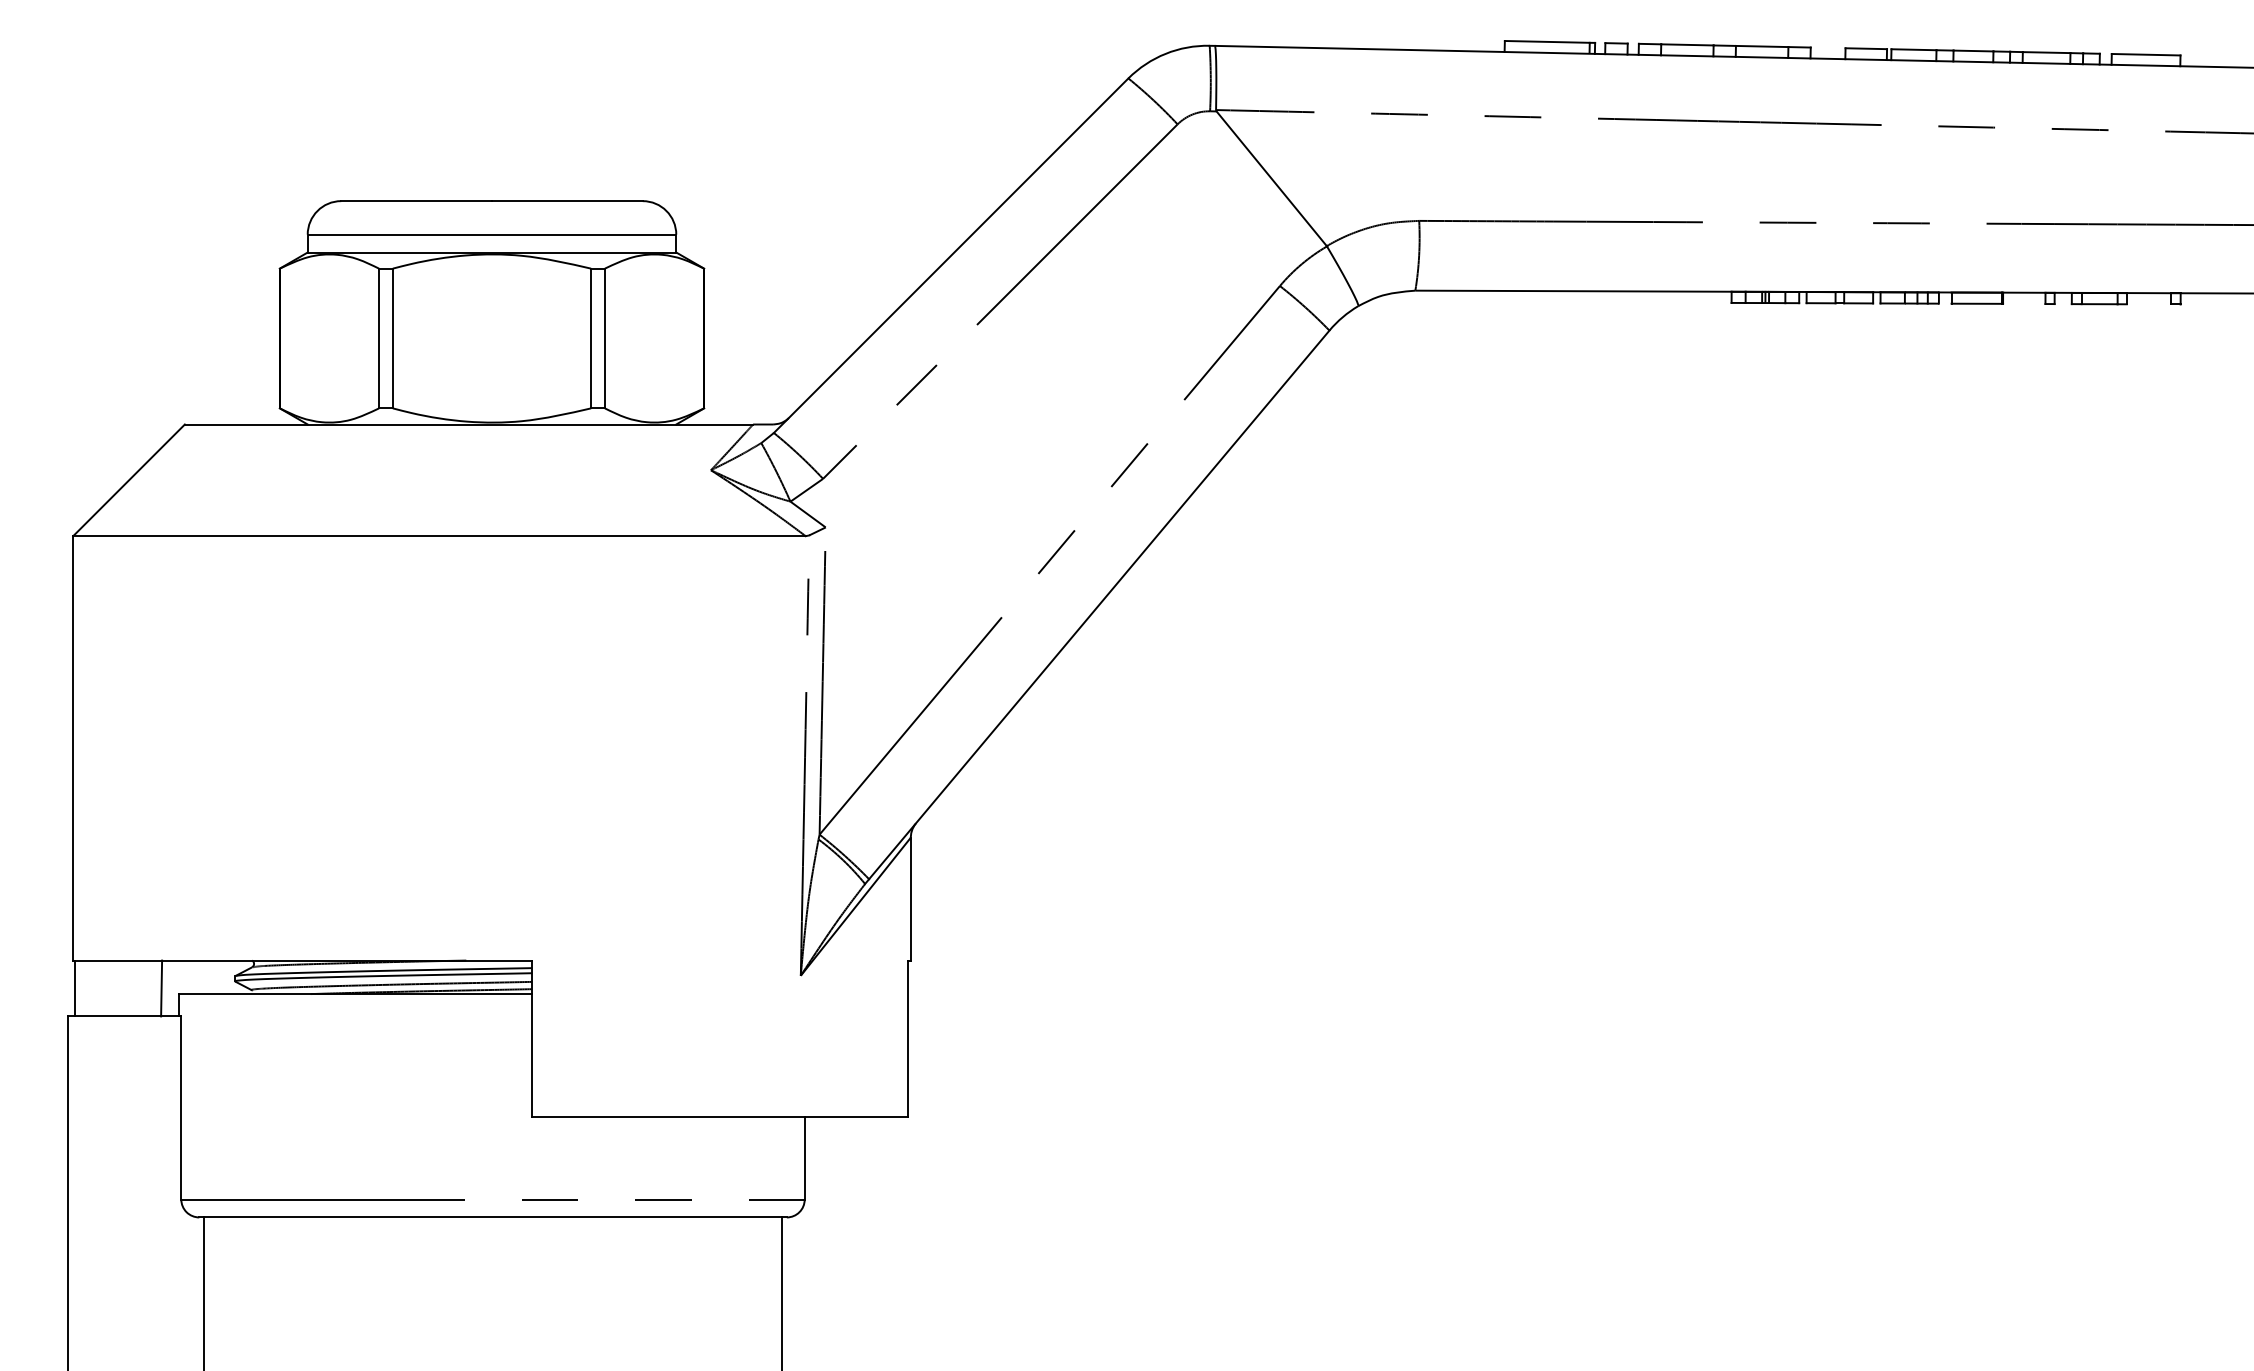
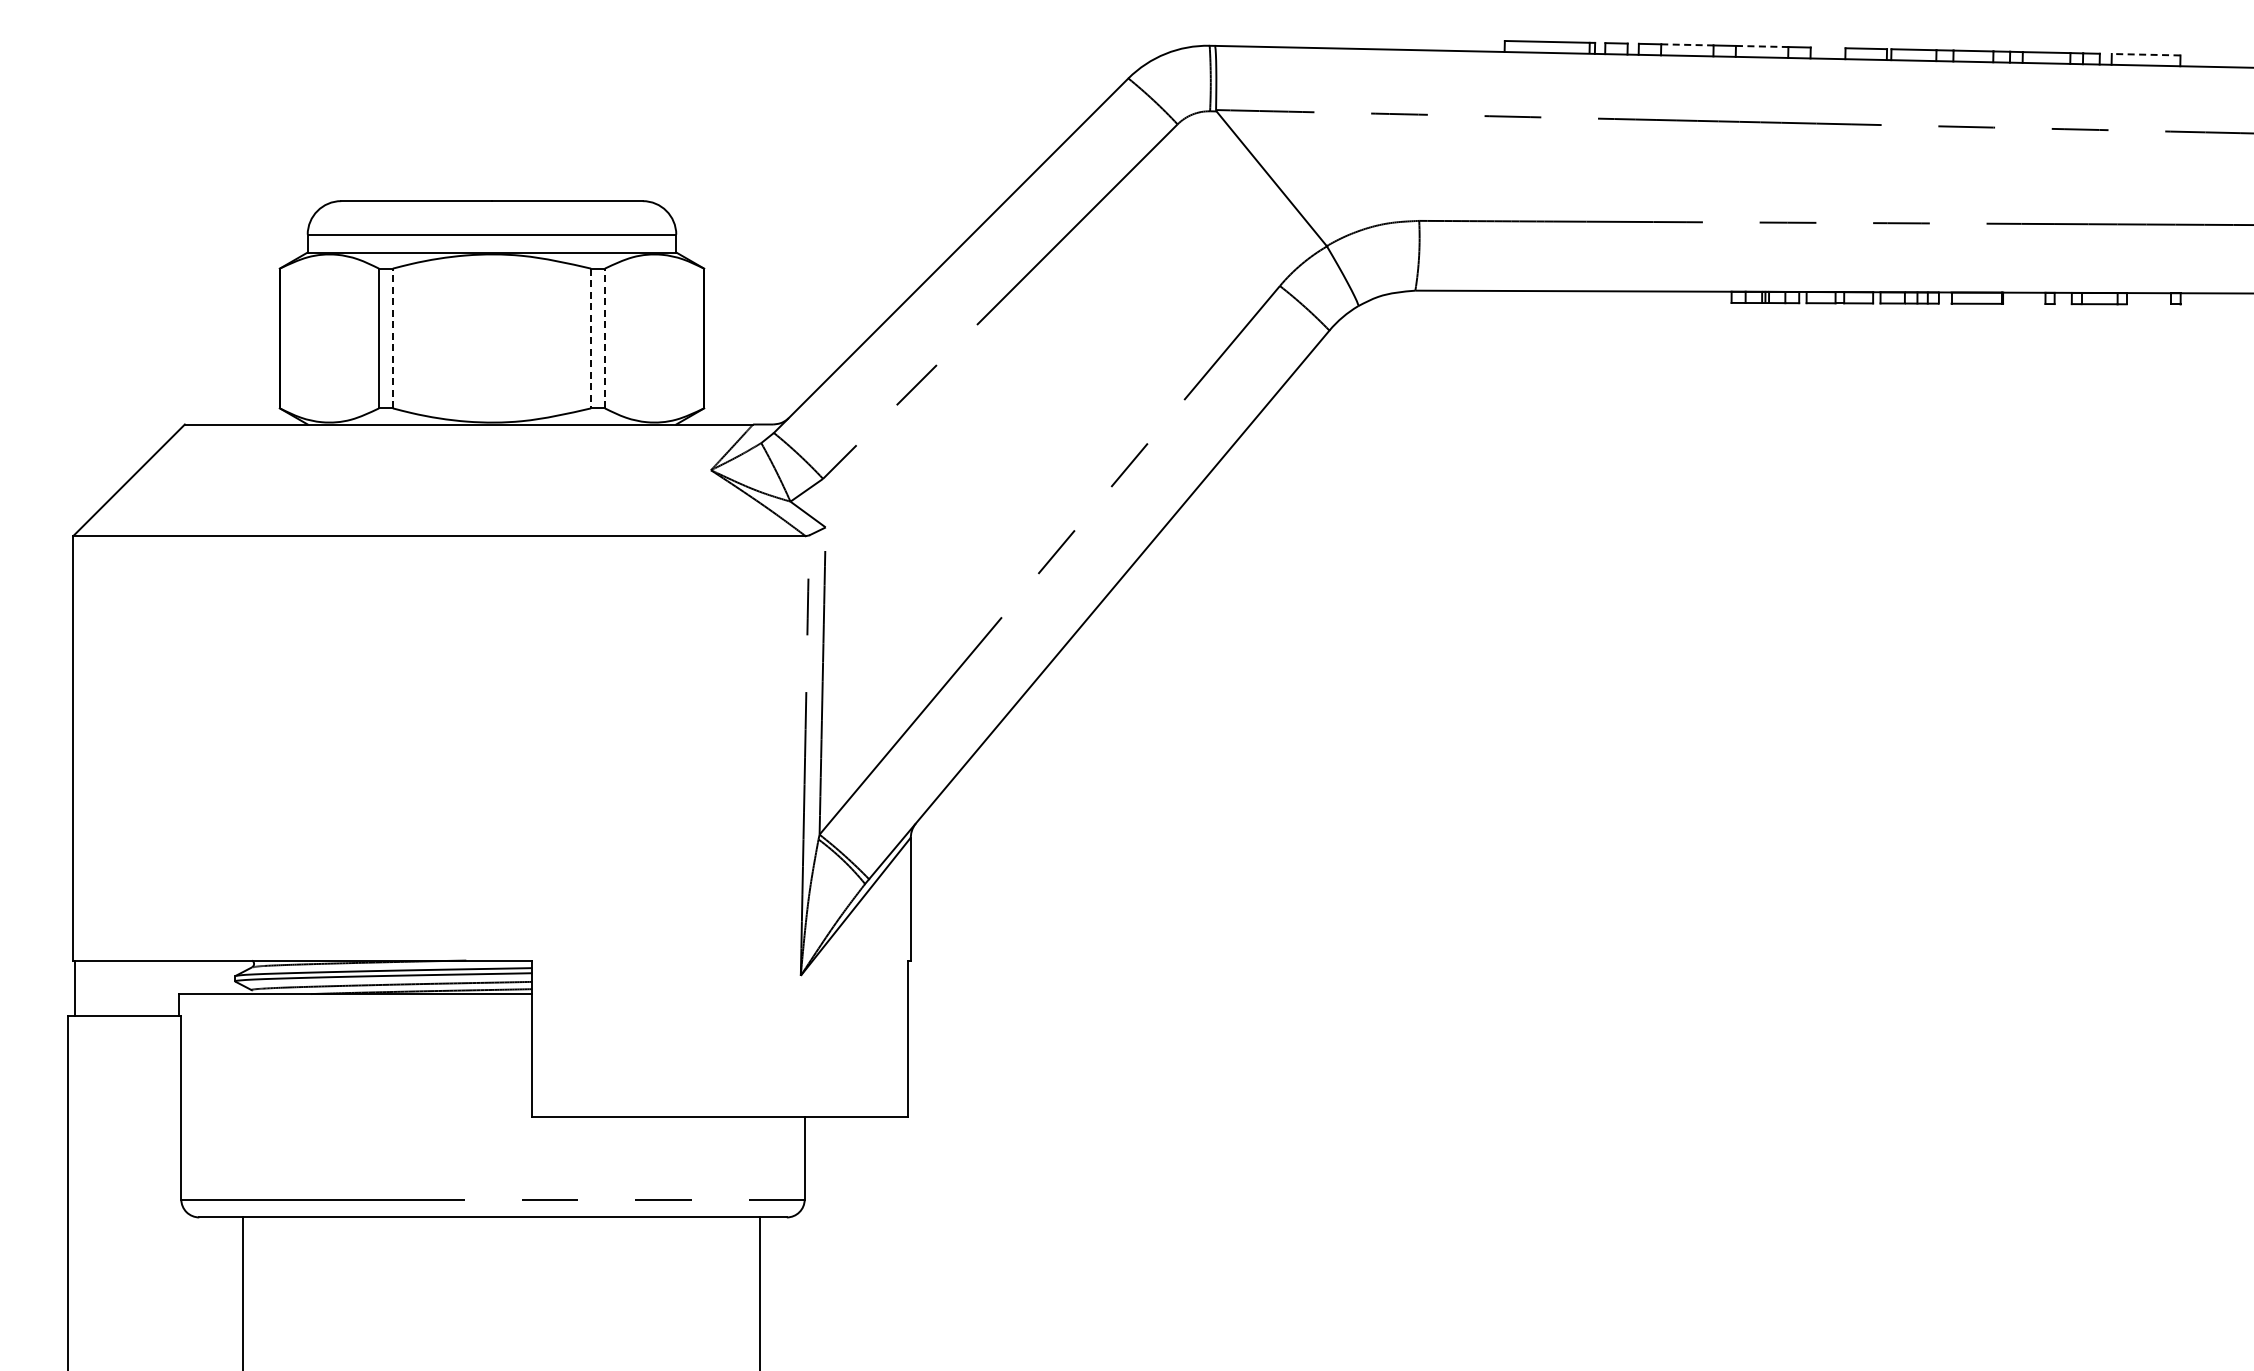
line: solid -> dashed (1687, 44)
line: solid -> dashed (1762, 46)
line: solid -> dashed (2145, 54)
line: solid -> dashed (392, 338)
line: solid -> dashed (591, 338)
line: solid -> dashed (604, 338)
line: present -> none (161, 988)
line position: (203, 1292) -> (242, 1292) (242, 1292)
line position: (782, 1292) -> (760, 1292) (760, 1292)
